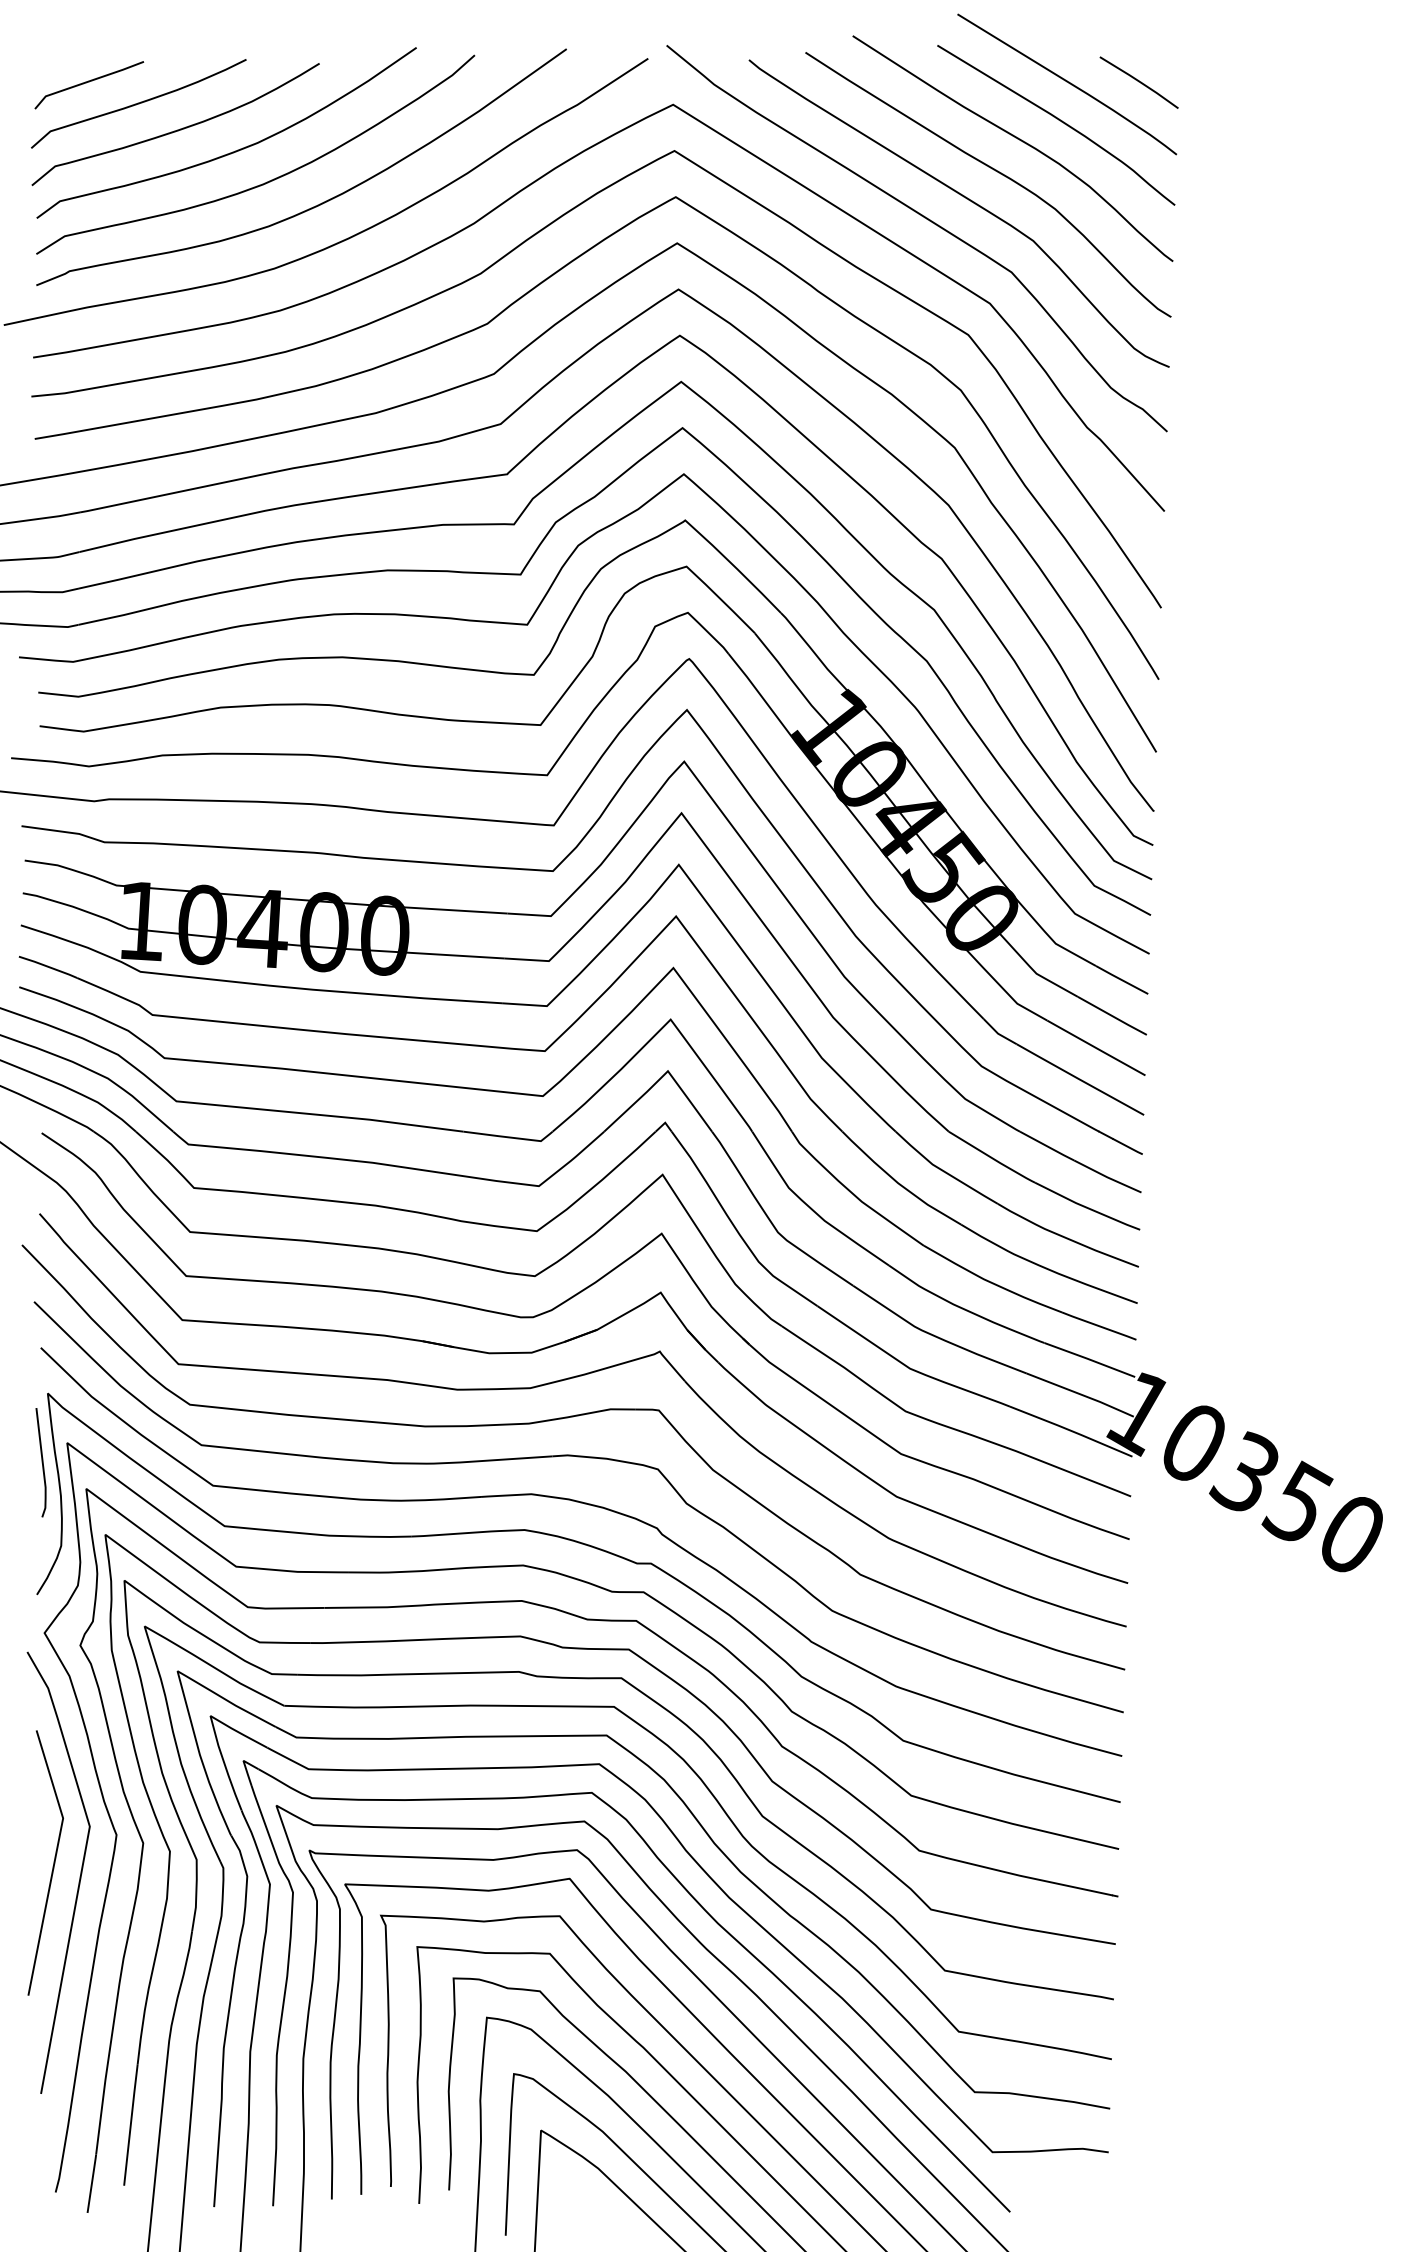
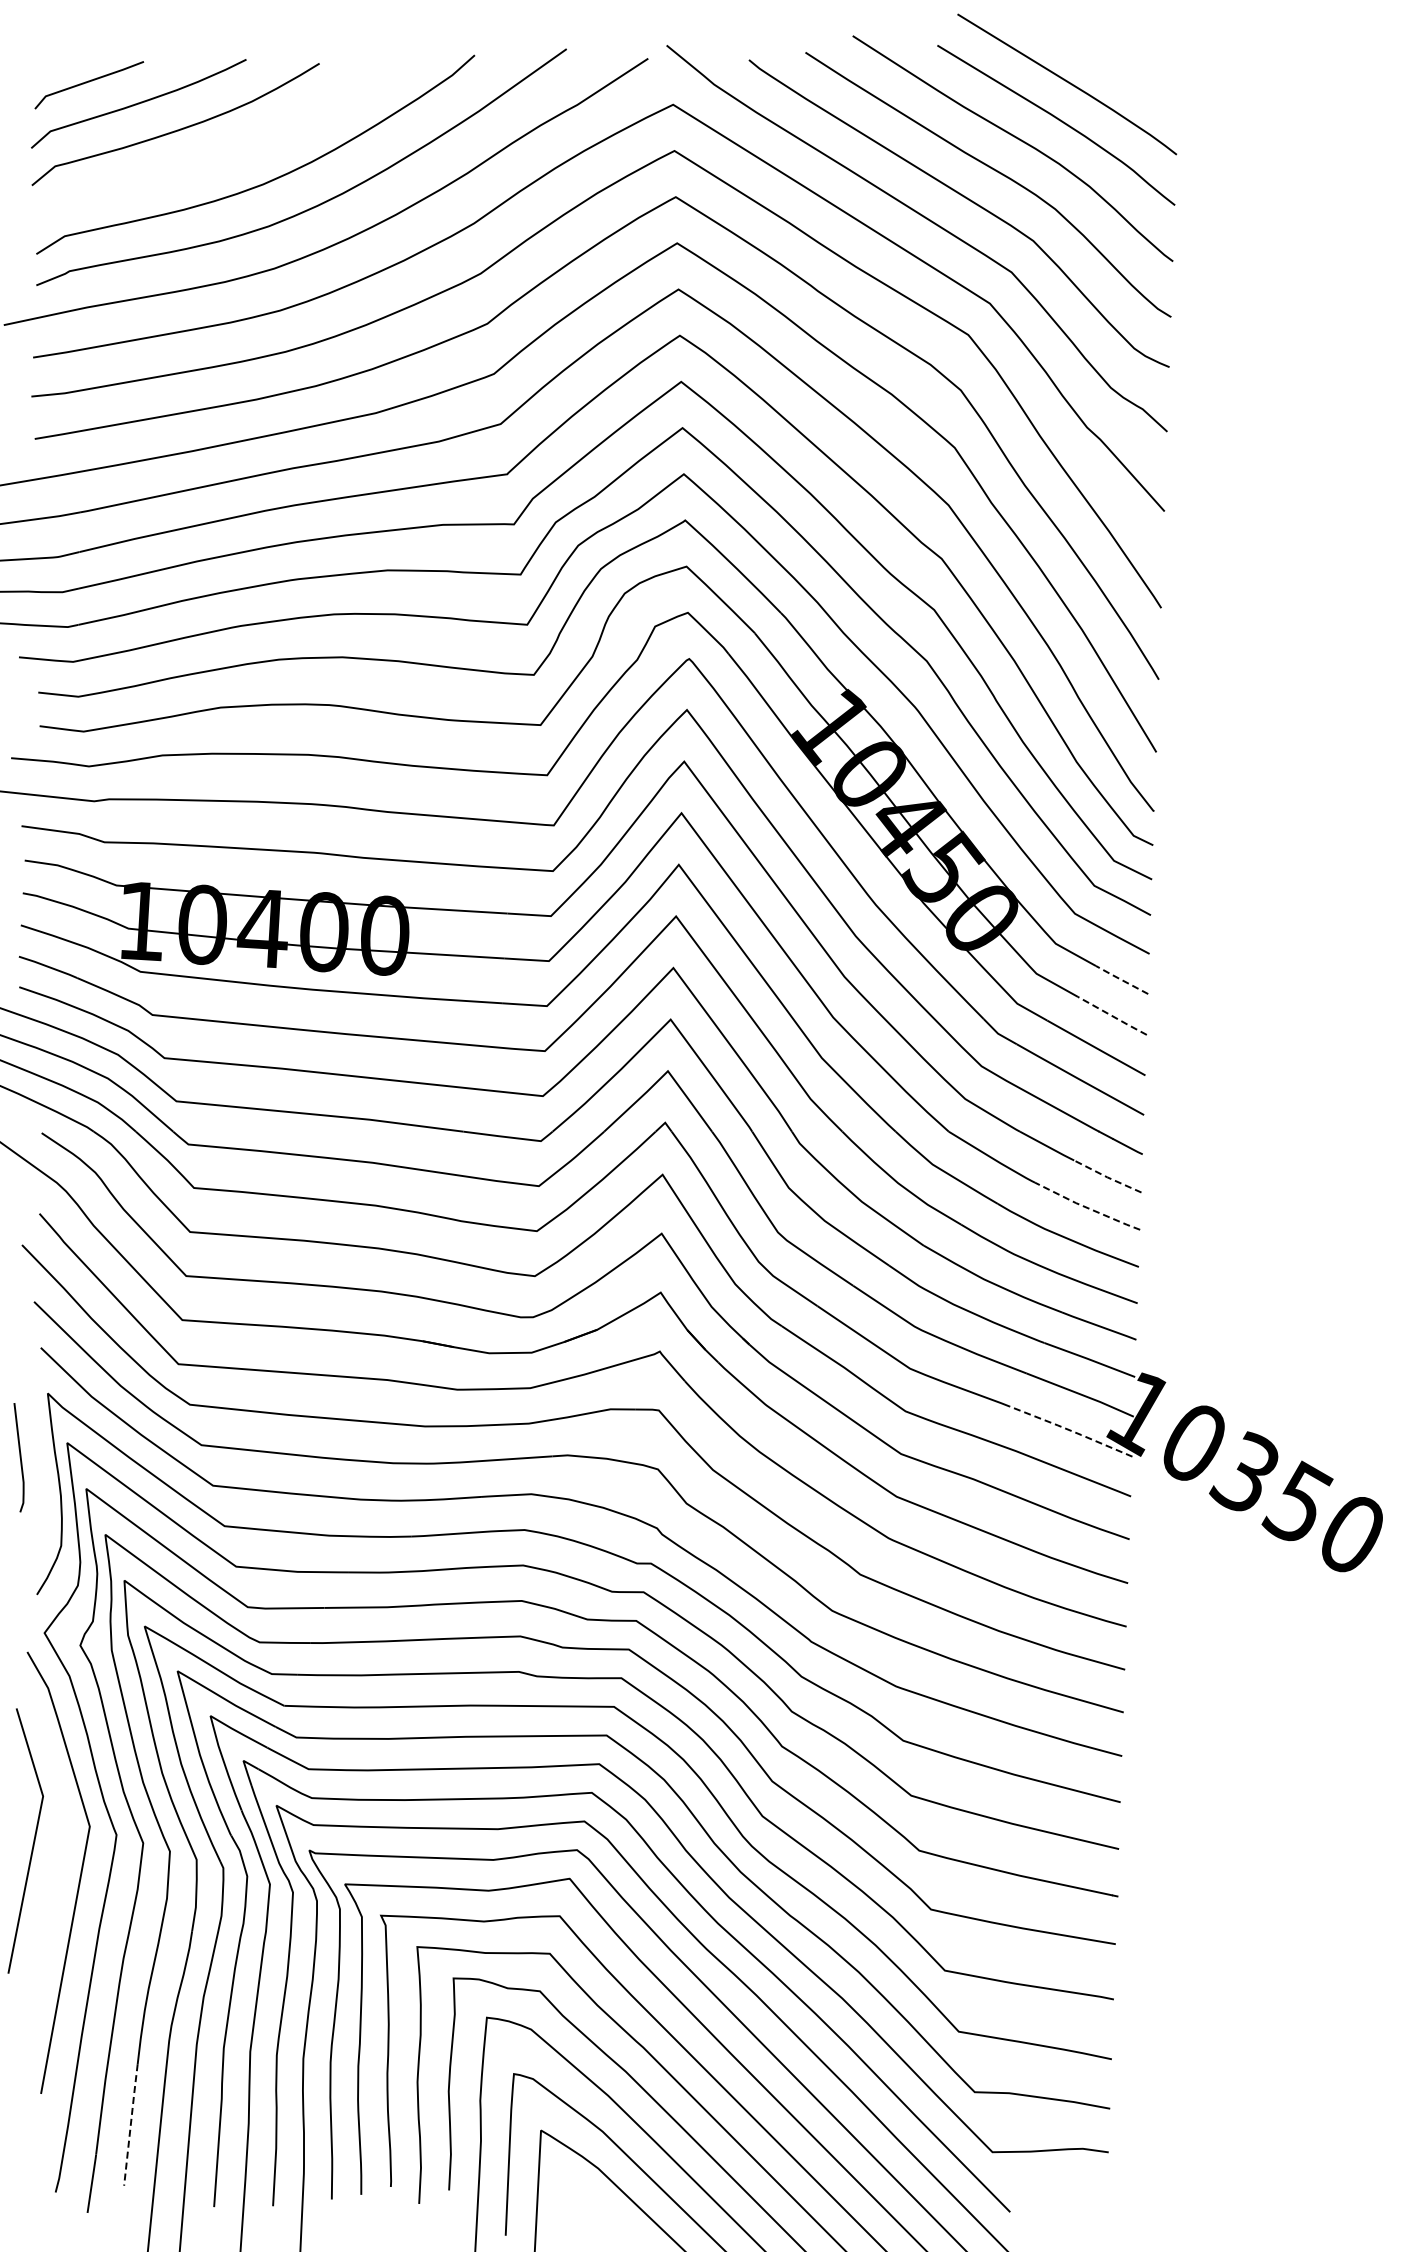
line: present -> none (1138, 82)
curve: present -> none (232, 151)
line: solid -> dashed (1121, 979)
line: solid -> dashed (1112, 1016)
line: solid -> dashed (1107, 1177)
line: solid -> dashed (1087, 1207)
line: solid -> dashed (1071, 1430)
line position: (41, 1462) -> (19, 1457) (19, 1457)
line position: (53, 1862) -> (33, 1840) (33, 1840)
line: solid -> dashed (130, 2124)
